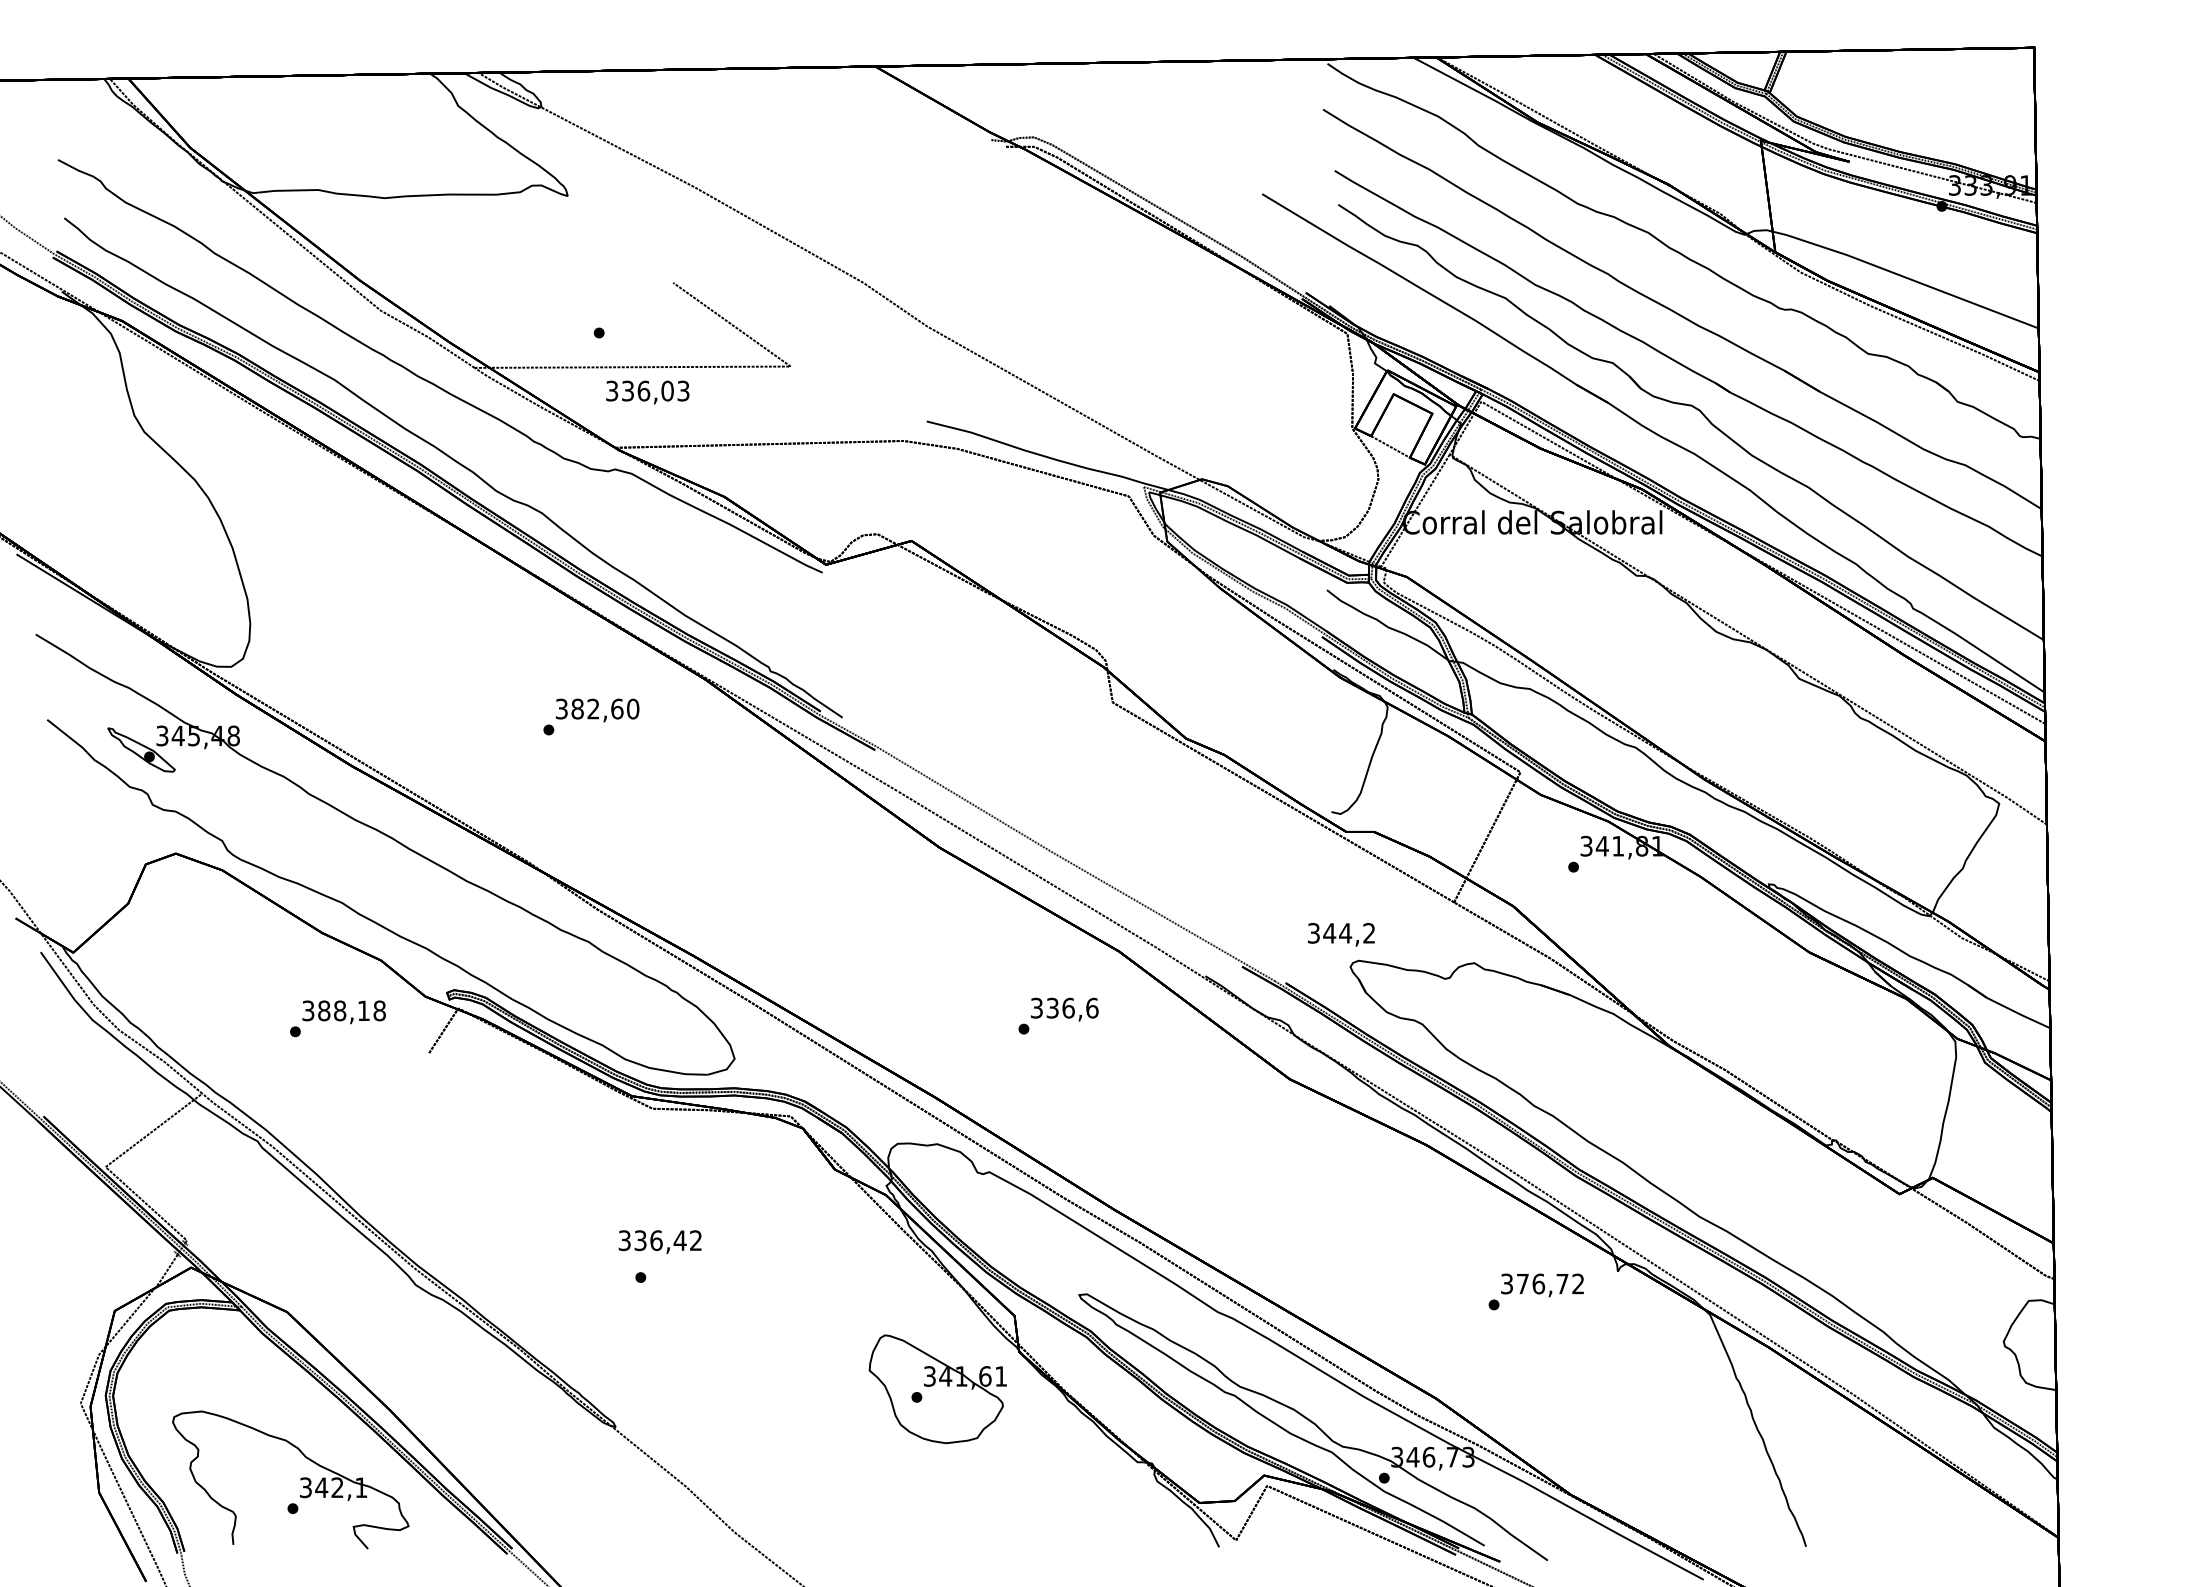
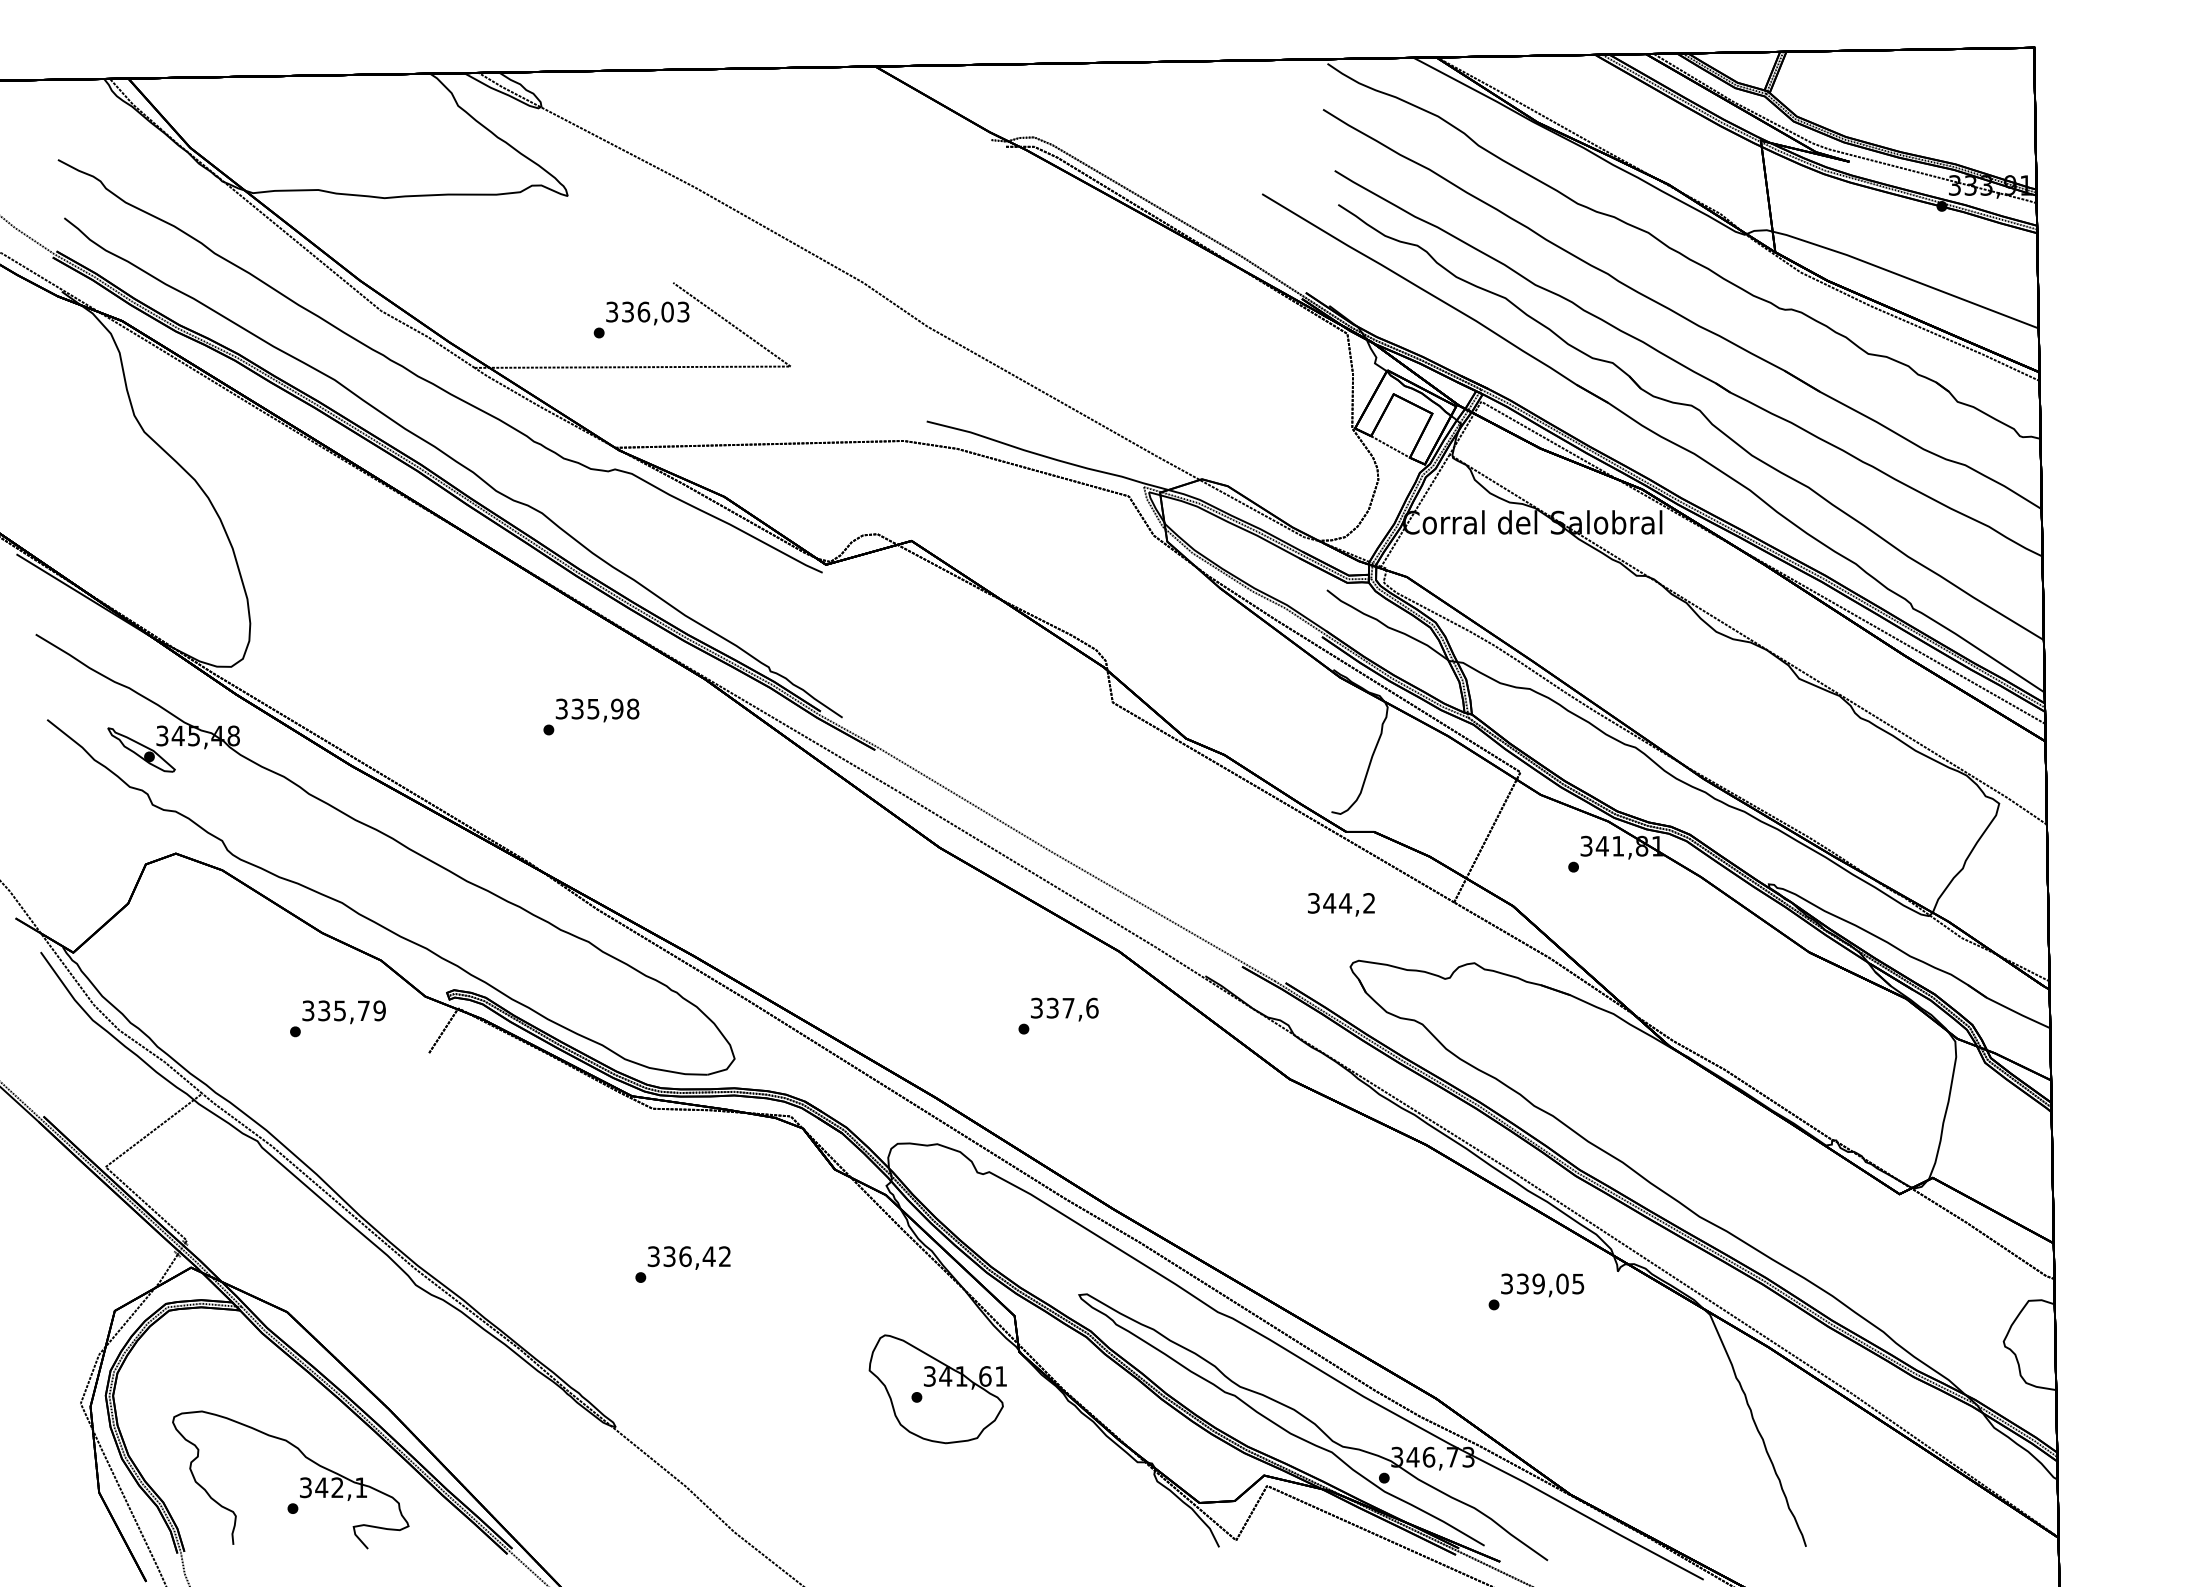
text position: (647, 392) -> (647, 313) (647, 313)
text: 382,60 -> 335,98 (605, 708)
text position: (1341, 934) -> (1341, 904) (1341, 904)
text: 336,6 -> 337,6 (1068, 1007)
text: 388,18 -> 335,79 (351, 1010)
text position: (659, 1241) -> (688, 1257) (688, 1257)
text: 376,72 -> 339,05 (1550, 1283)
